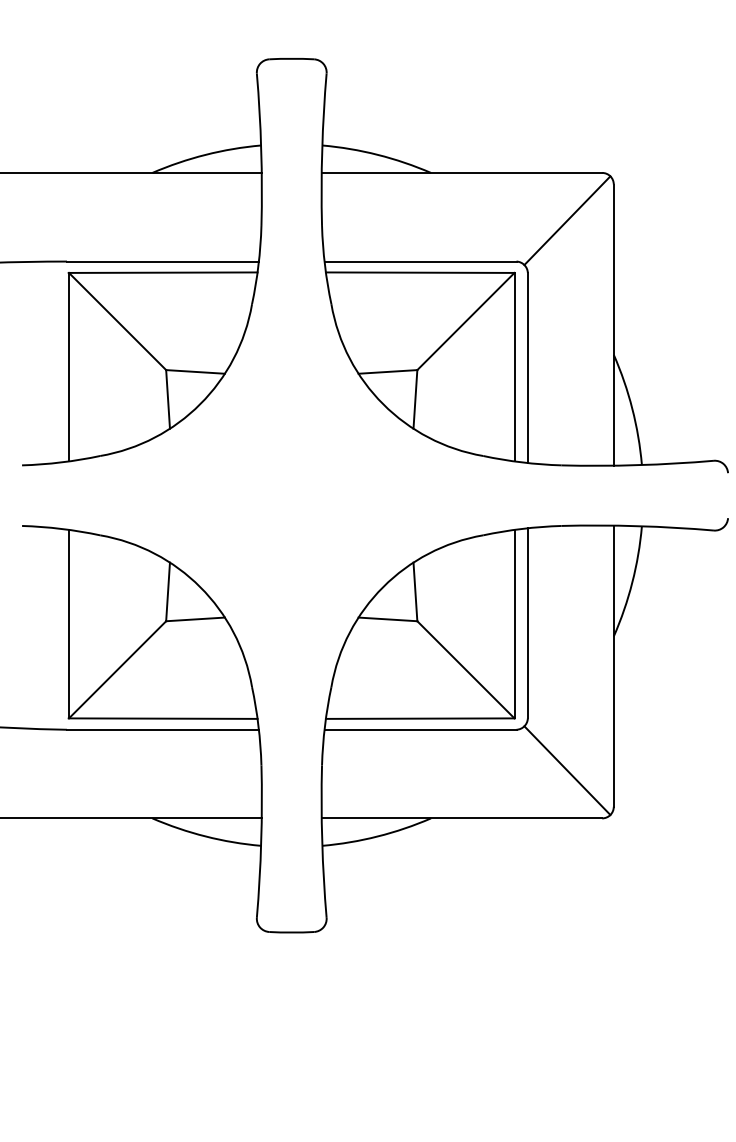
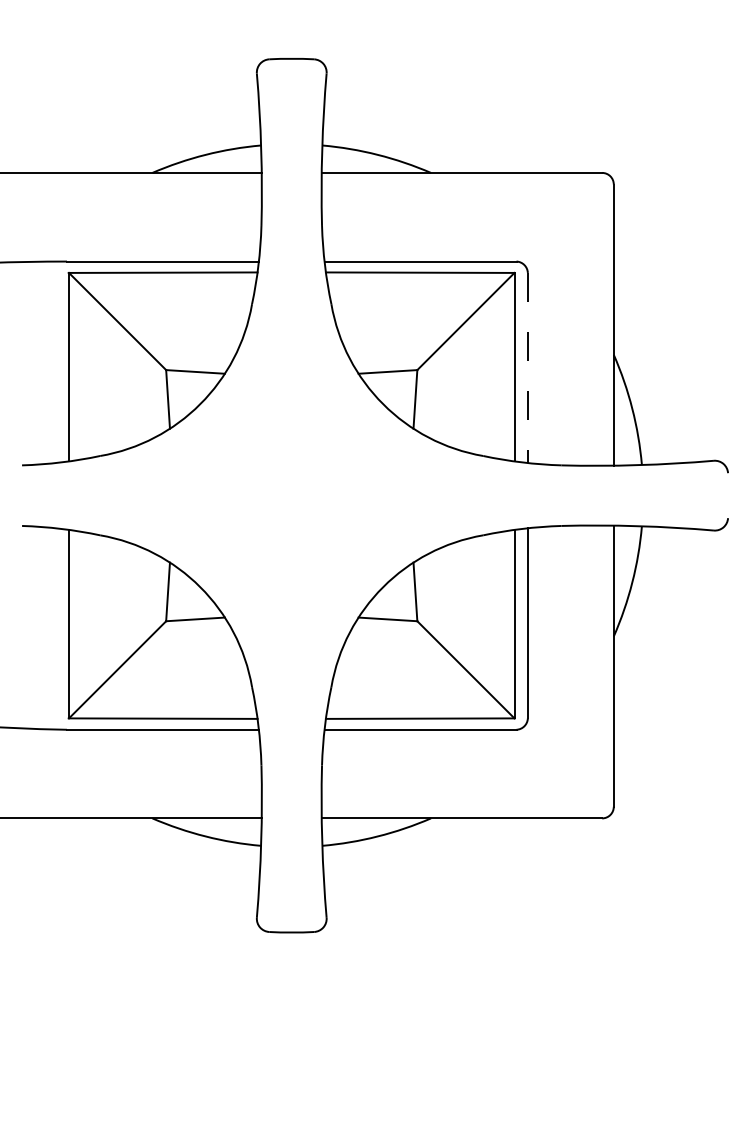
line: present -> none (567, 220)
line: solid -> dashed (527, 368)
line: present -> none (567, 770)
